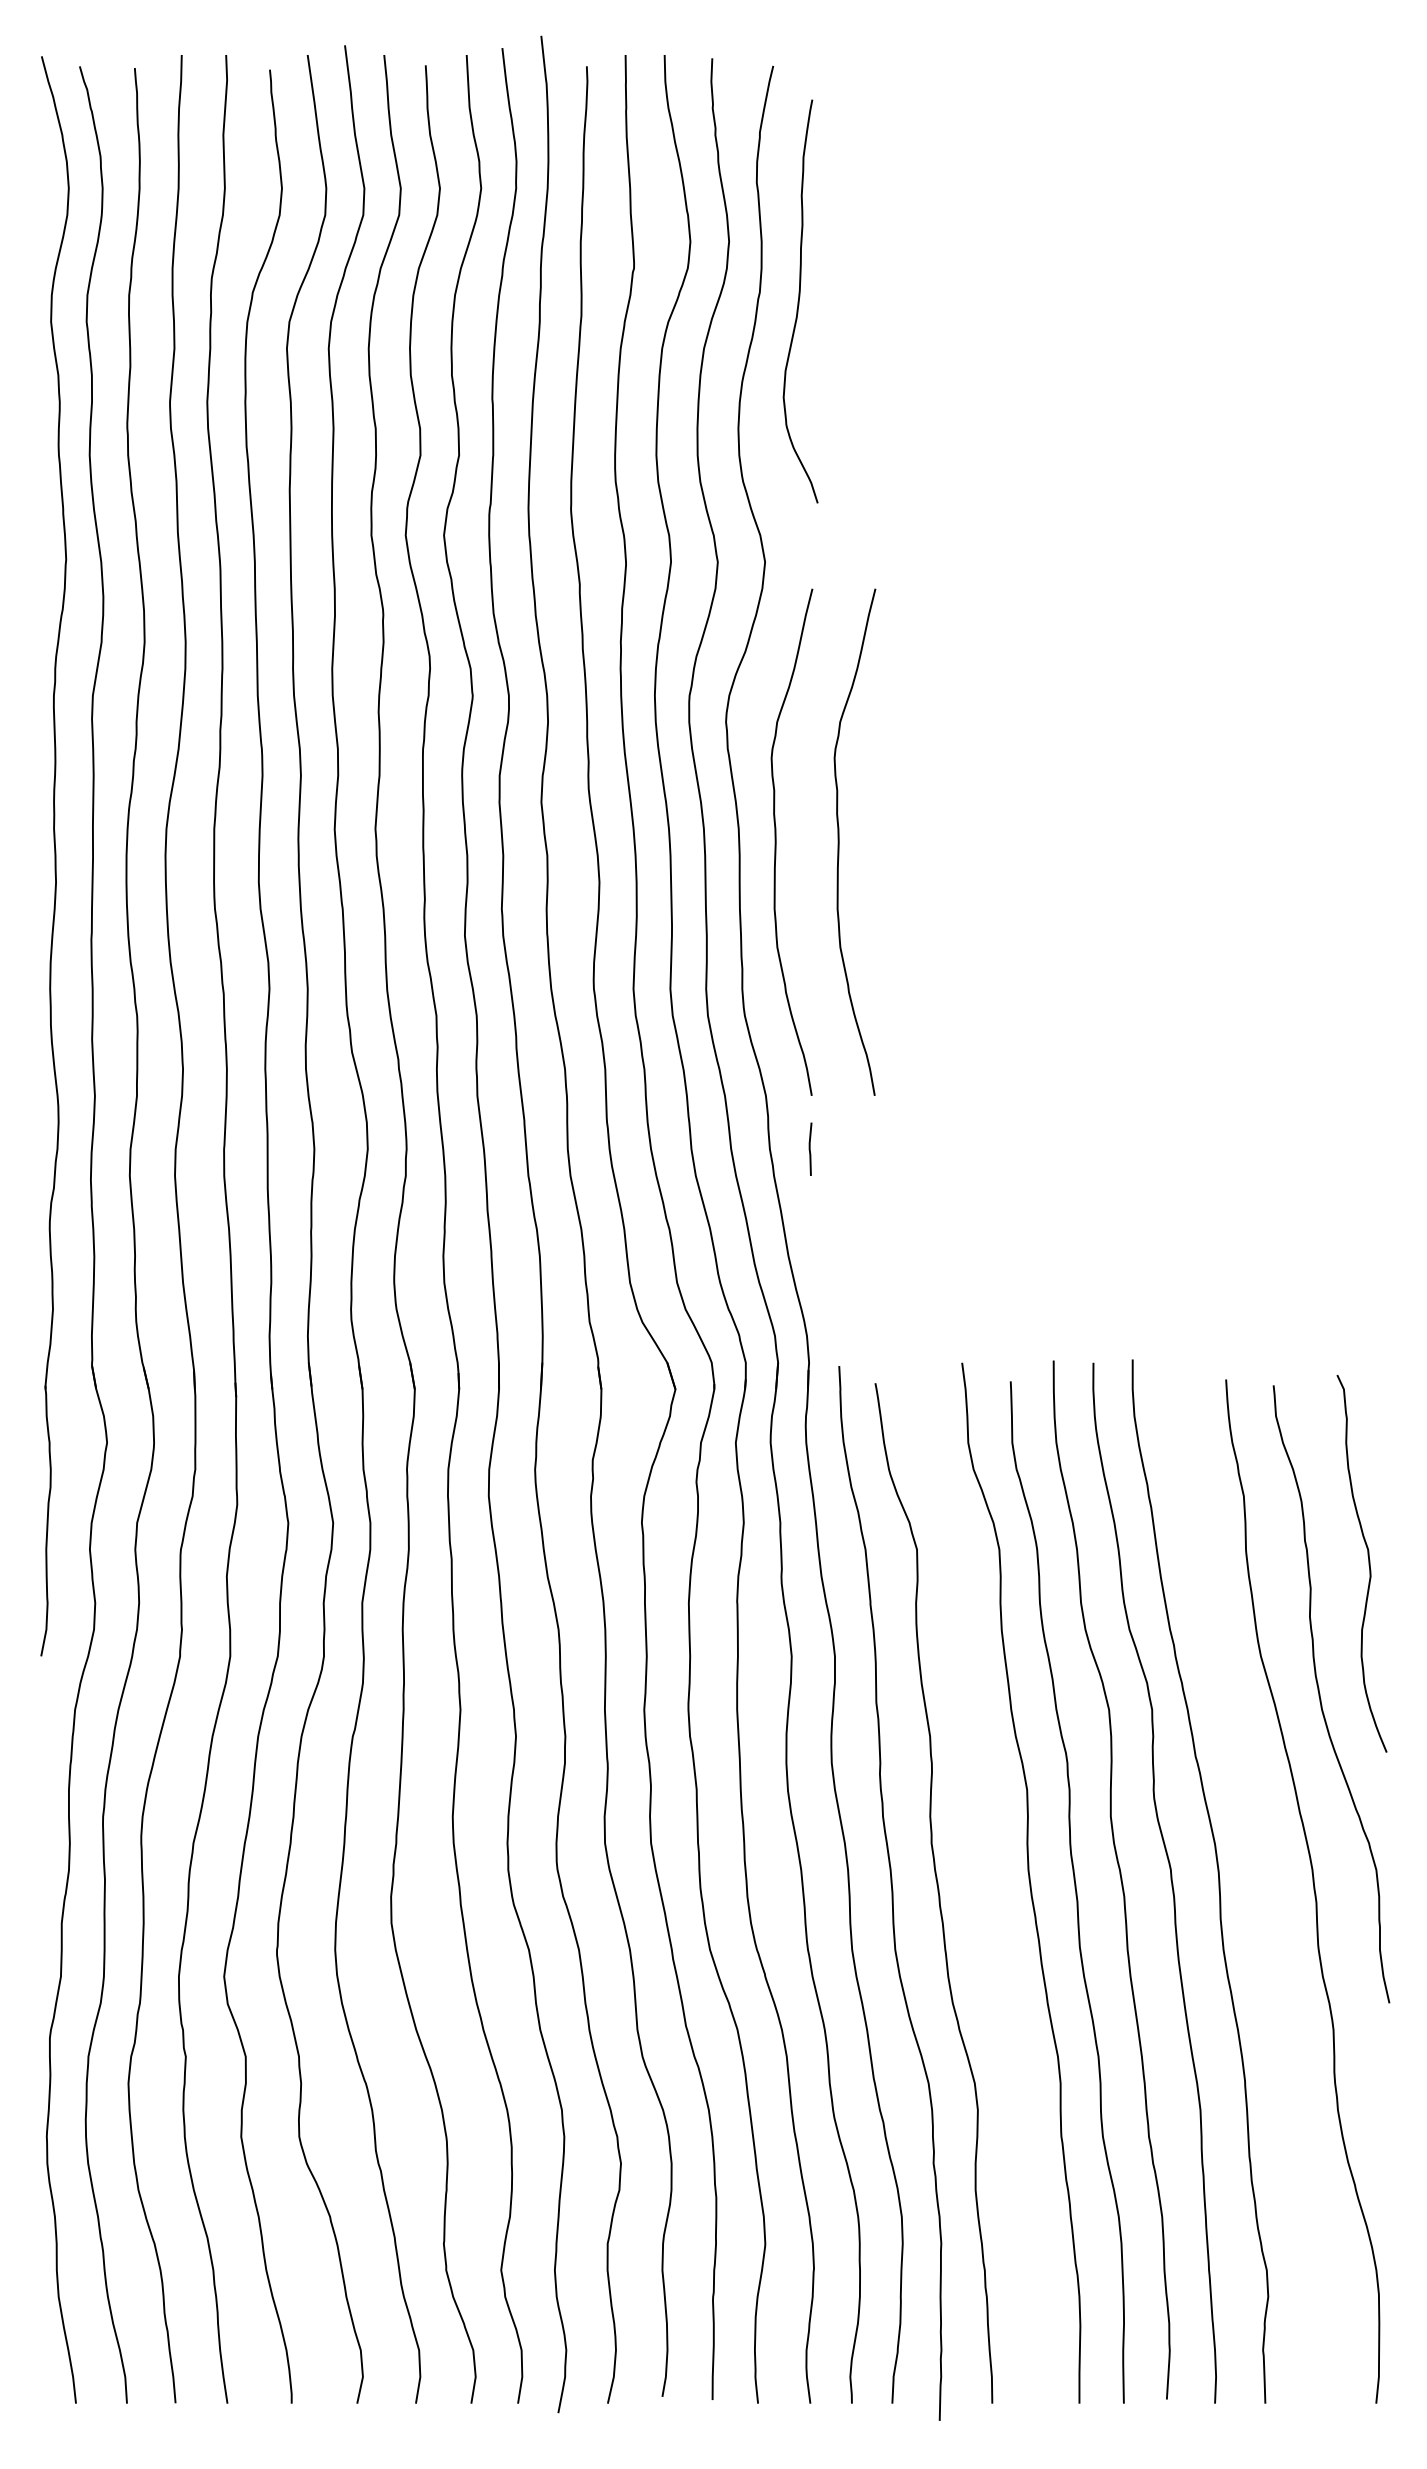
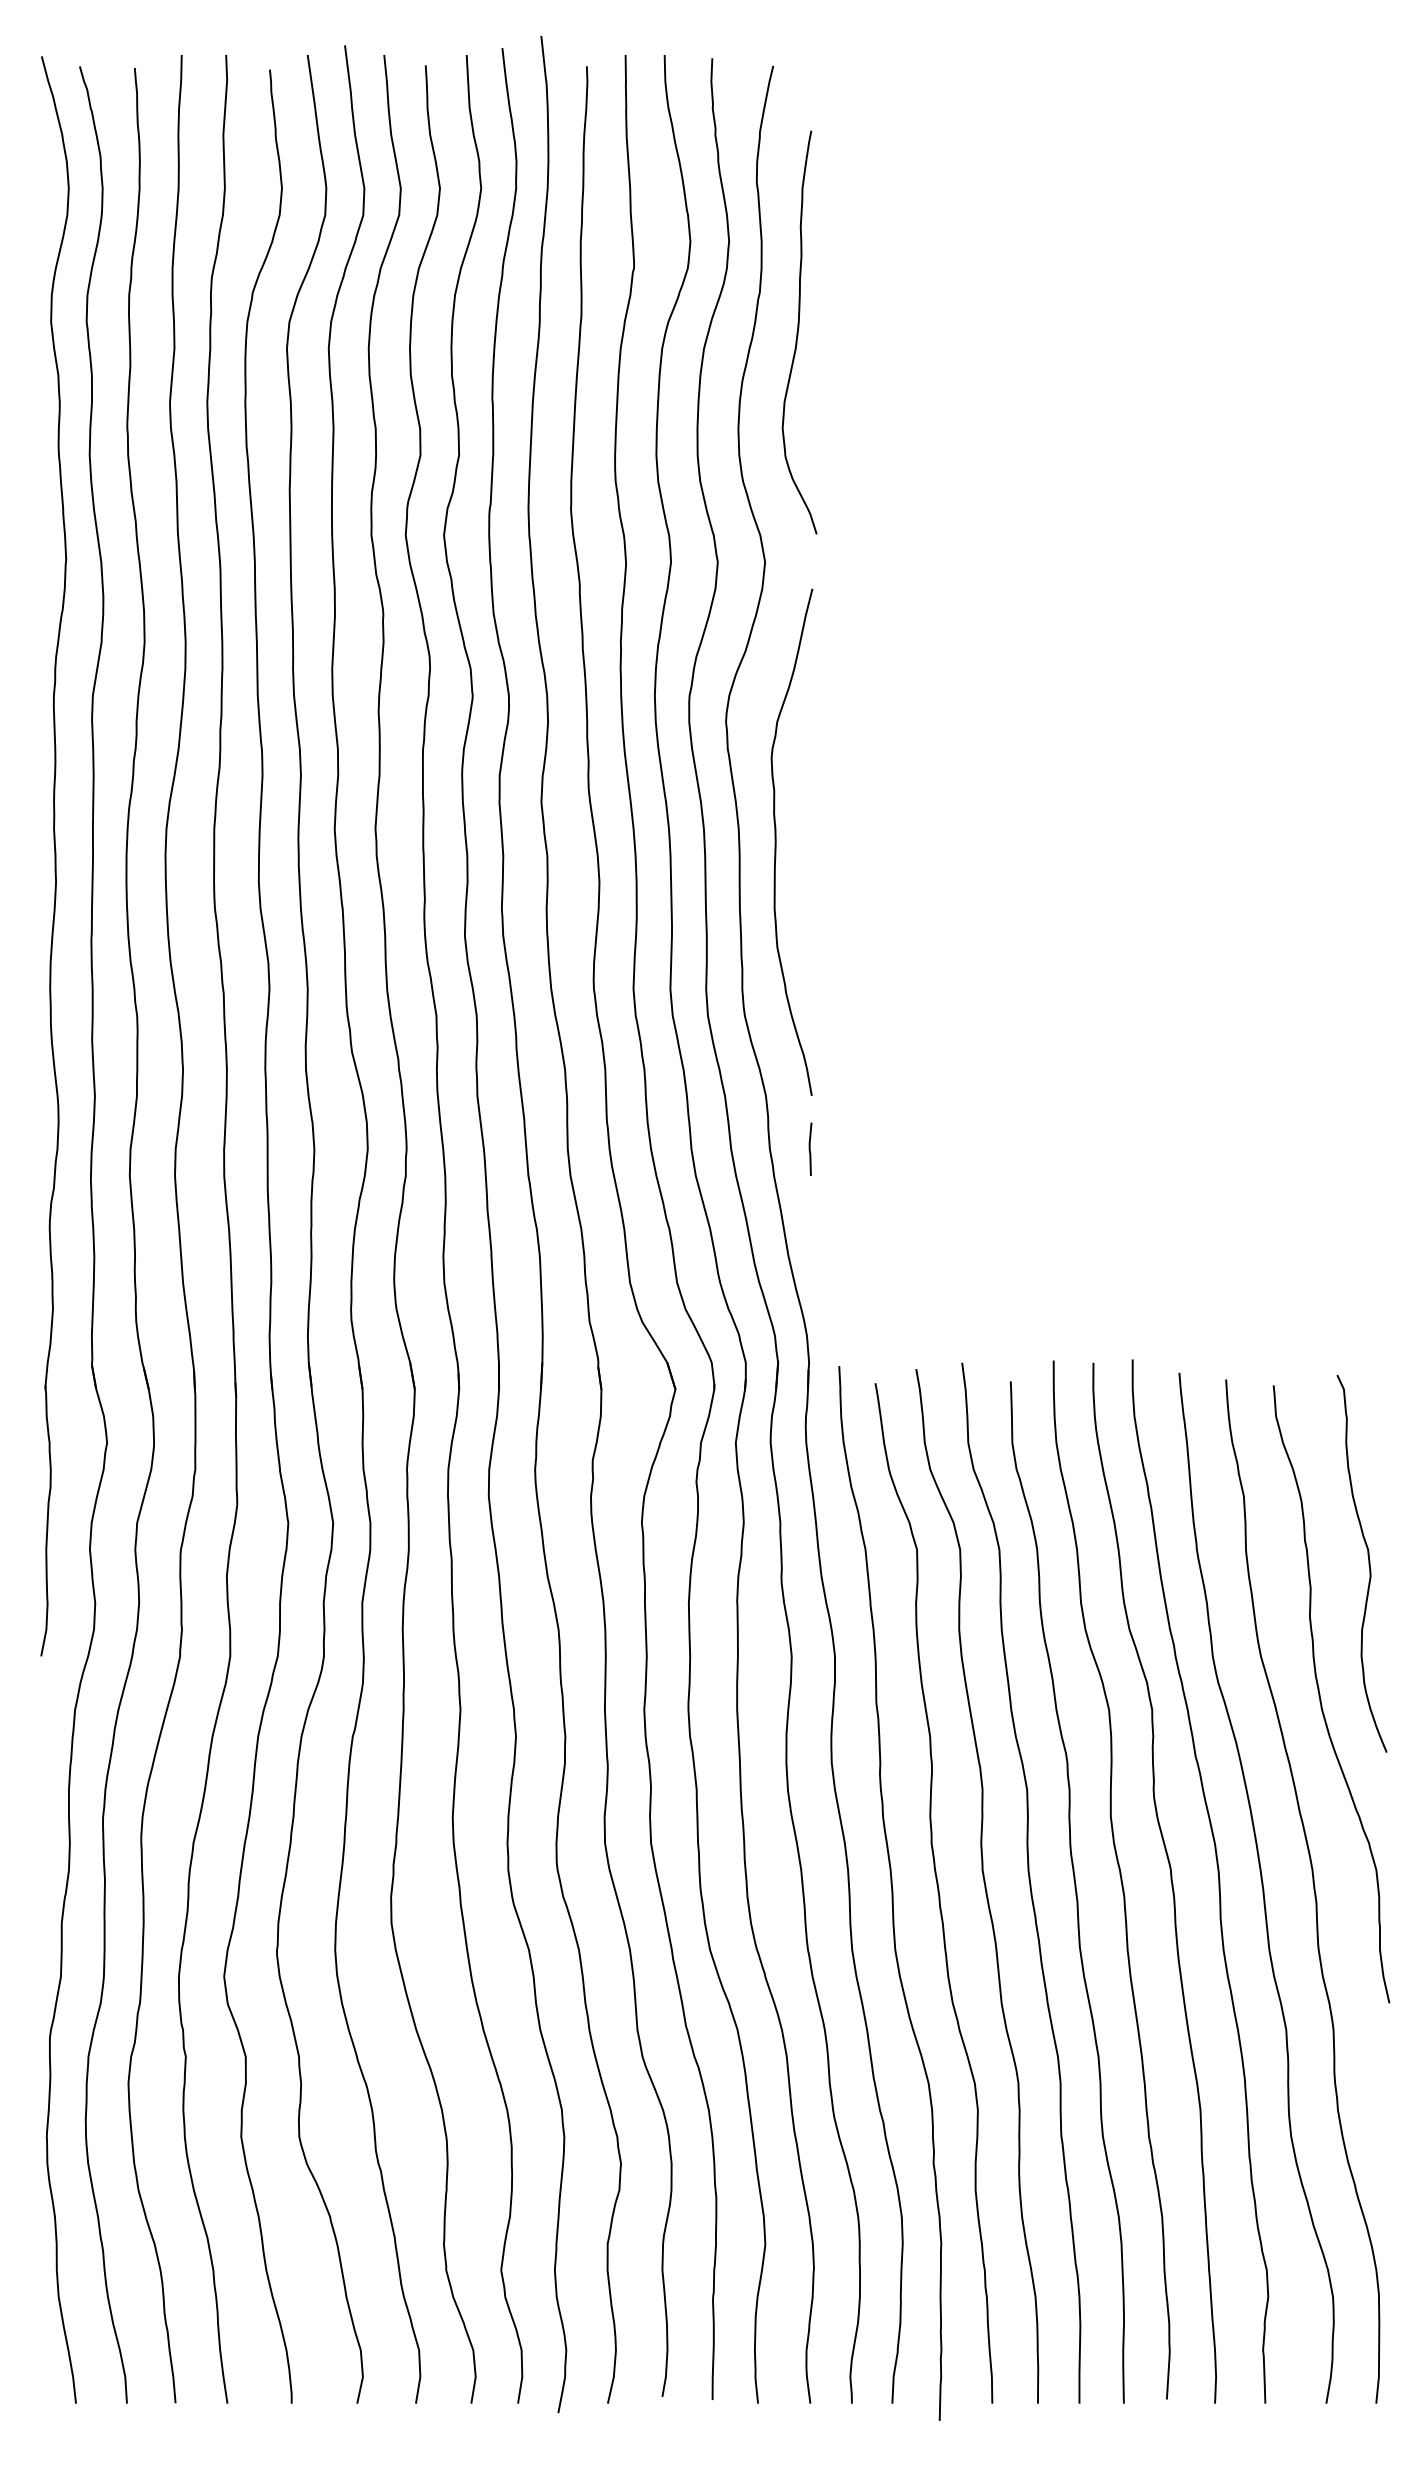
curve position: (799, 301) -> (798, 332) (798, 332)
curve: present -> none (839, 841)
curve: none -> present (984, 1886)
curve: none -> present (1261, 1886)
